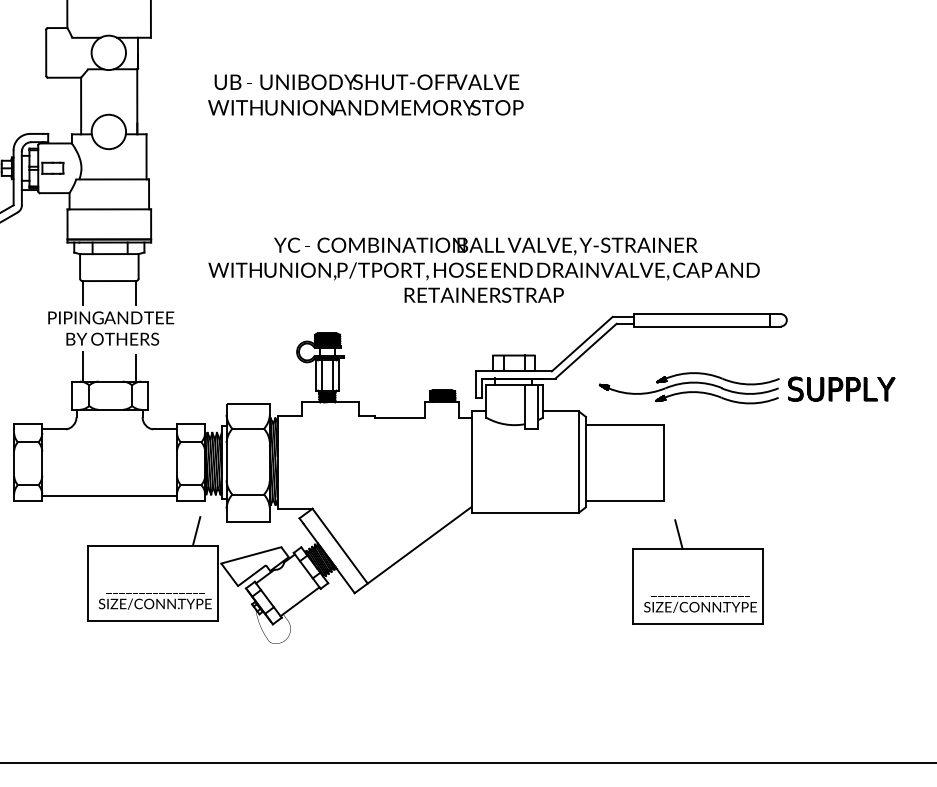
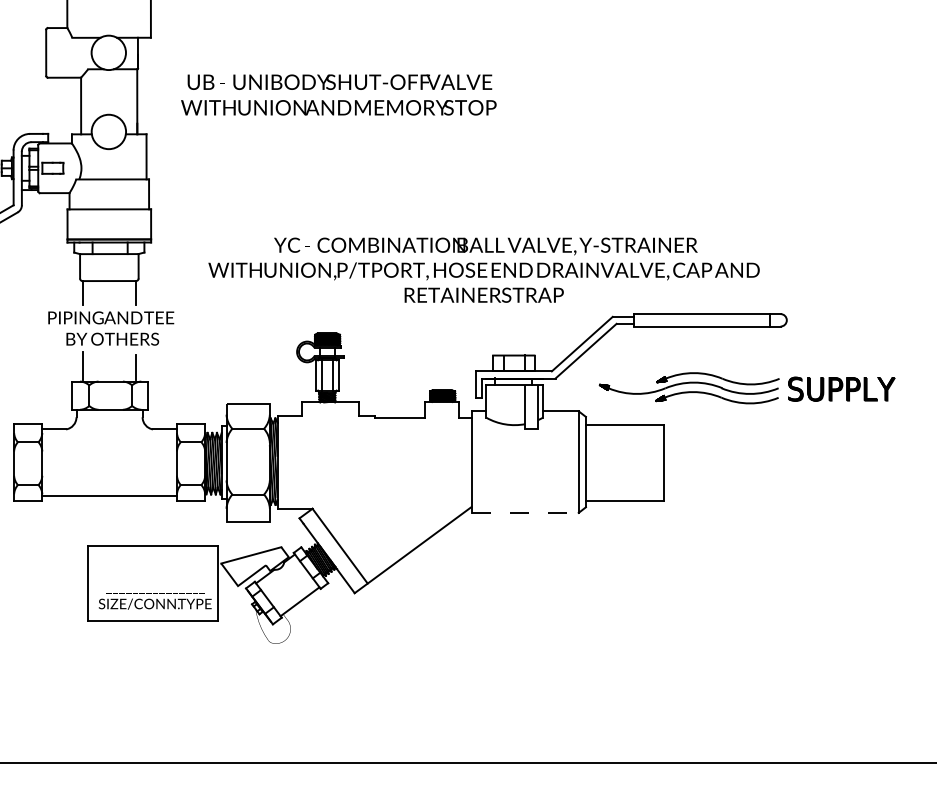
text position: (365, 94) -> (338, 94) (338, 94)
line: solid -> dashed (525, 512)
line: present -> none (196, 531)
part: present -> none (697, 571)
